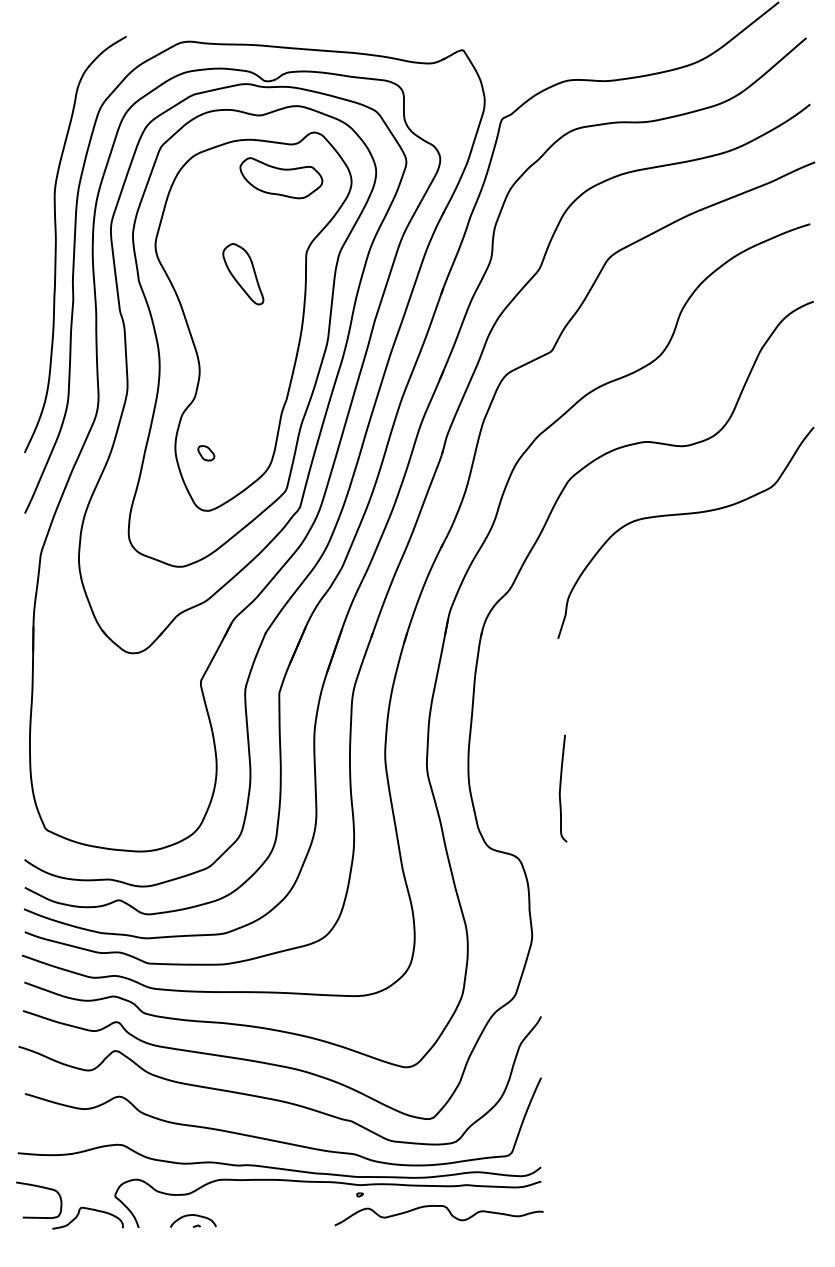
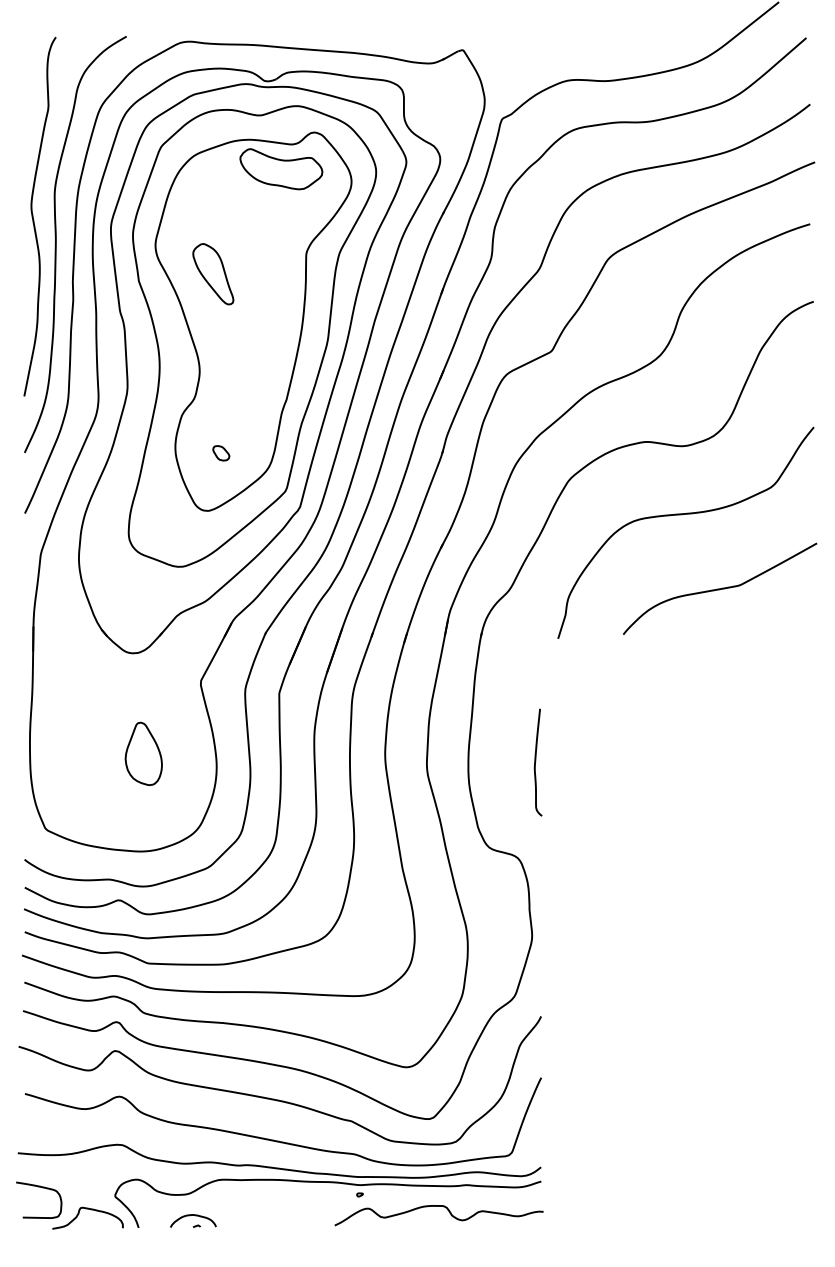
part position: (281, 178) -> (281, 169) (281, 169)
curve: none -> present (33, 216)
part position: (243, 274) -> (213, 274) (213, 274)
part position: (206, 453) -> (221, 453) (221, 453)
curve: none -> present (720, 588)
part: none -> present (143, 753)
curve position: (561, 787) -> (536, 761) (536, 761)
